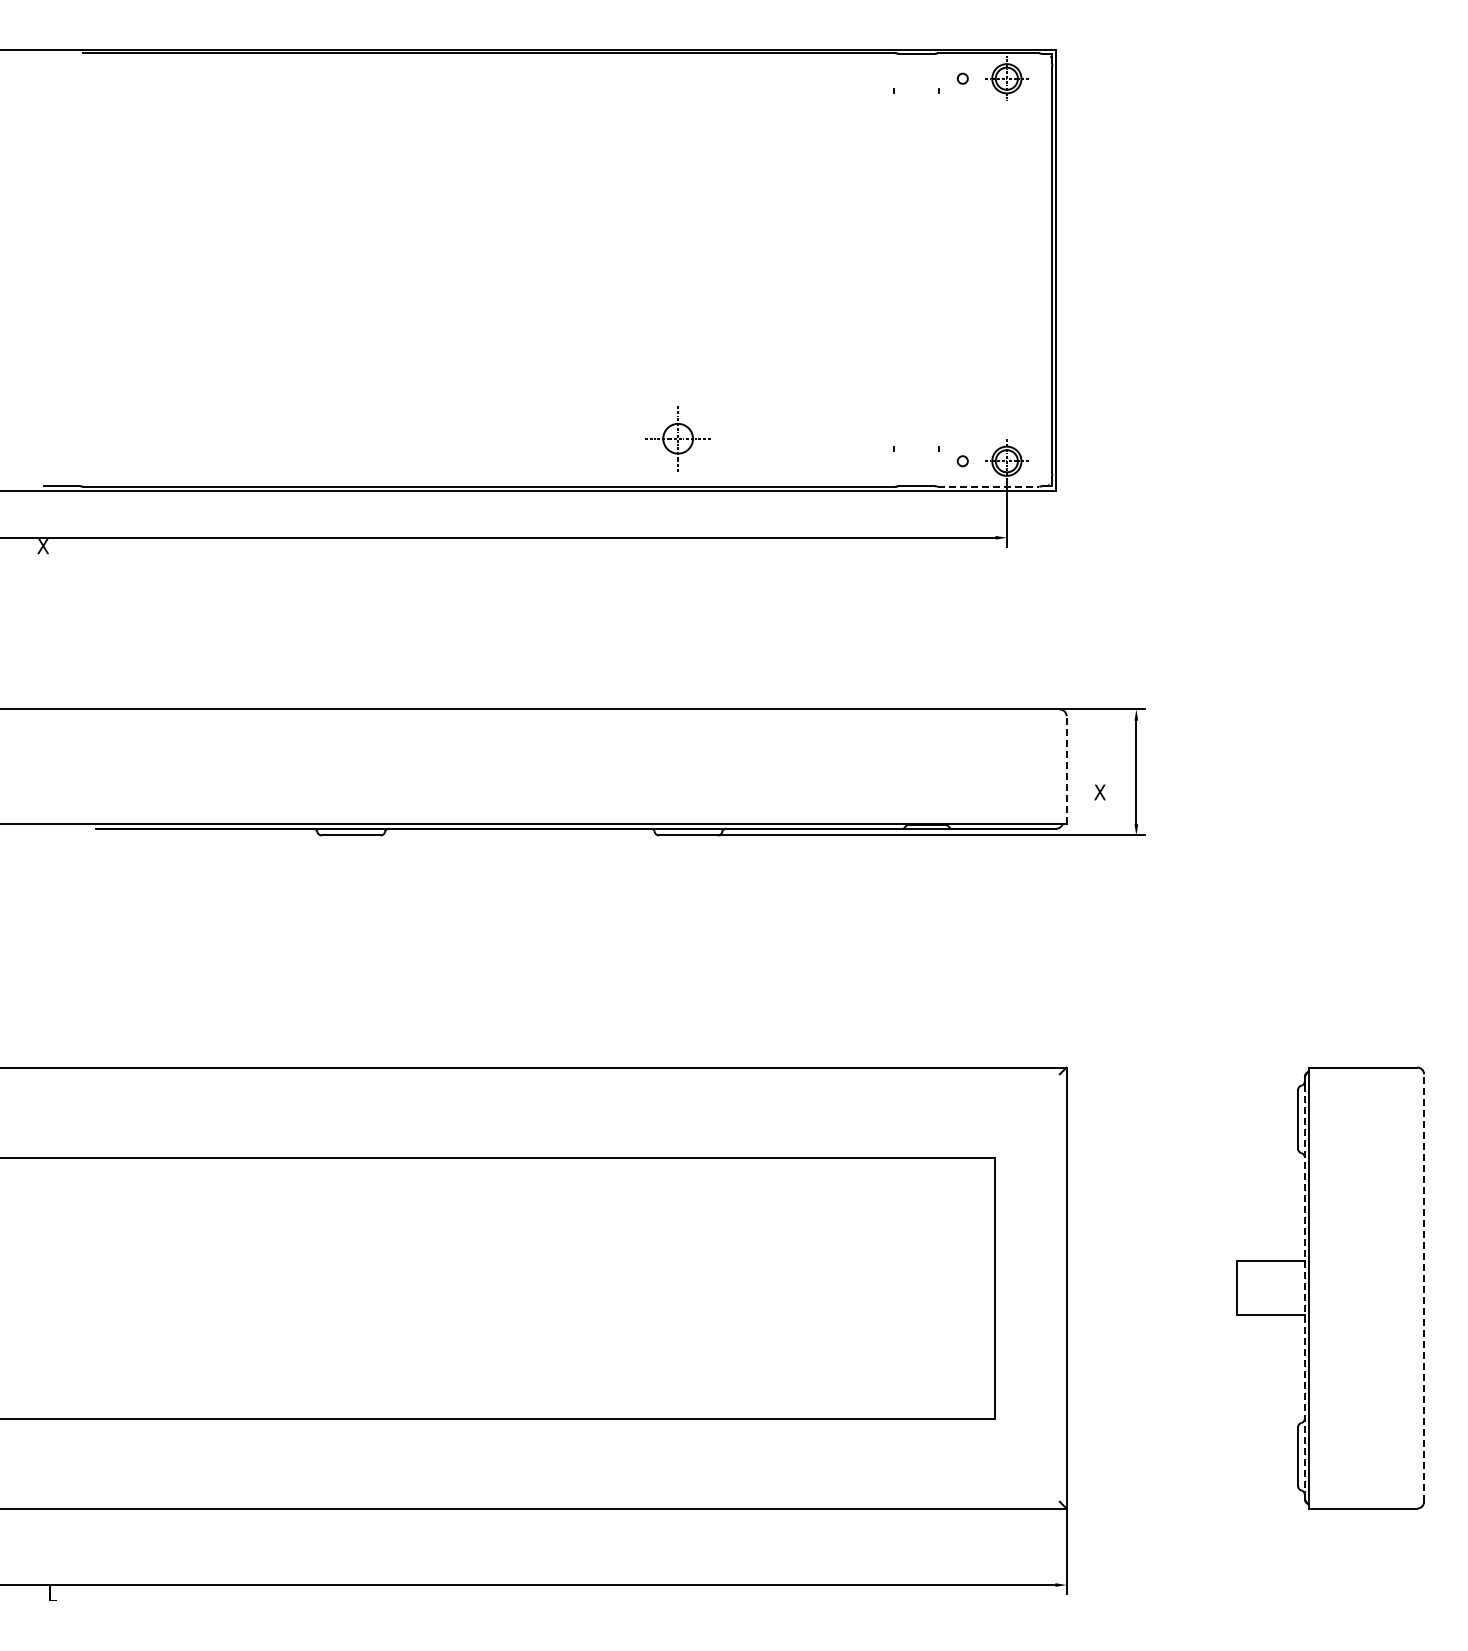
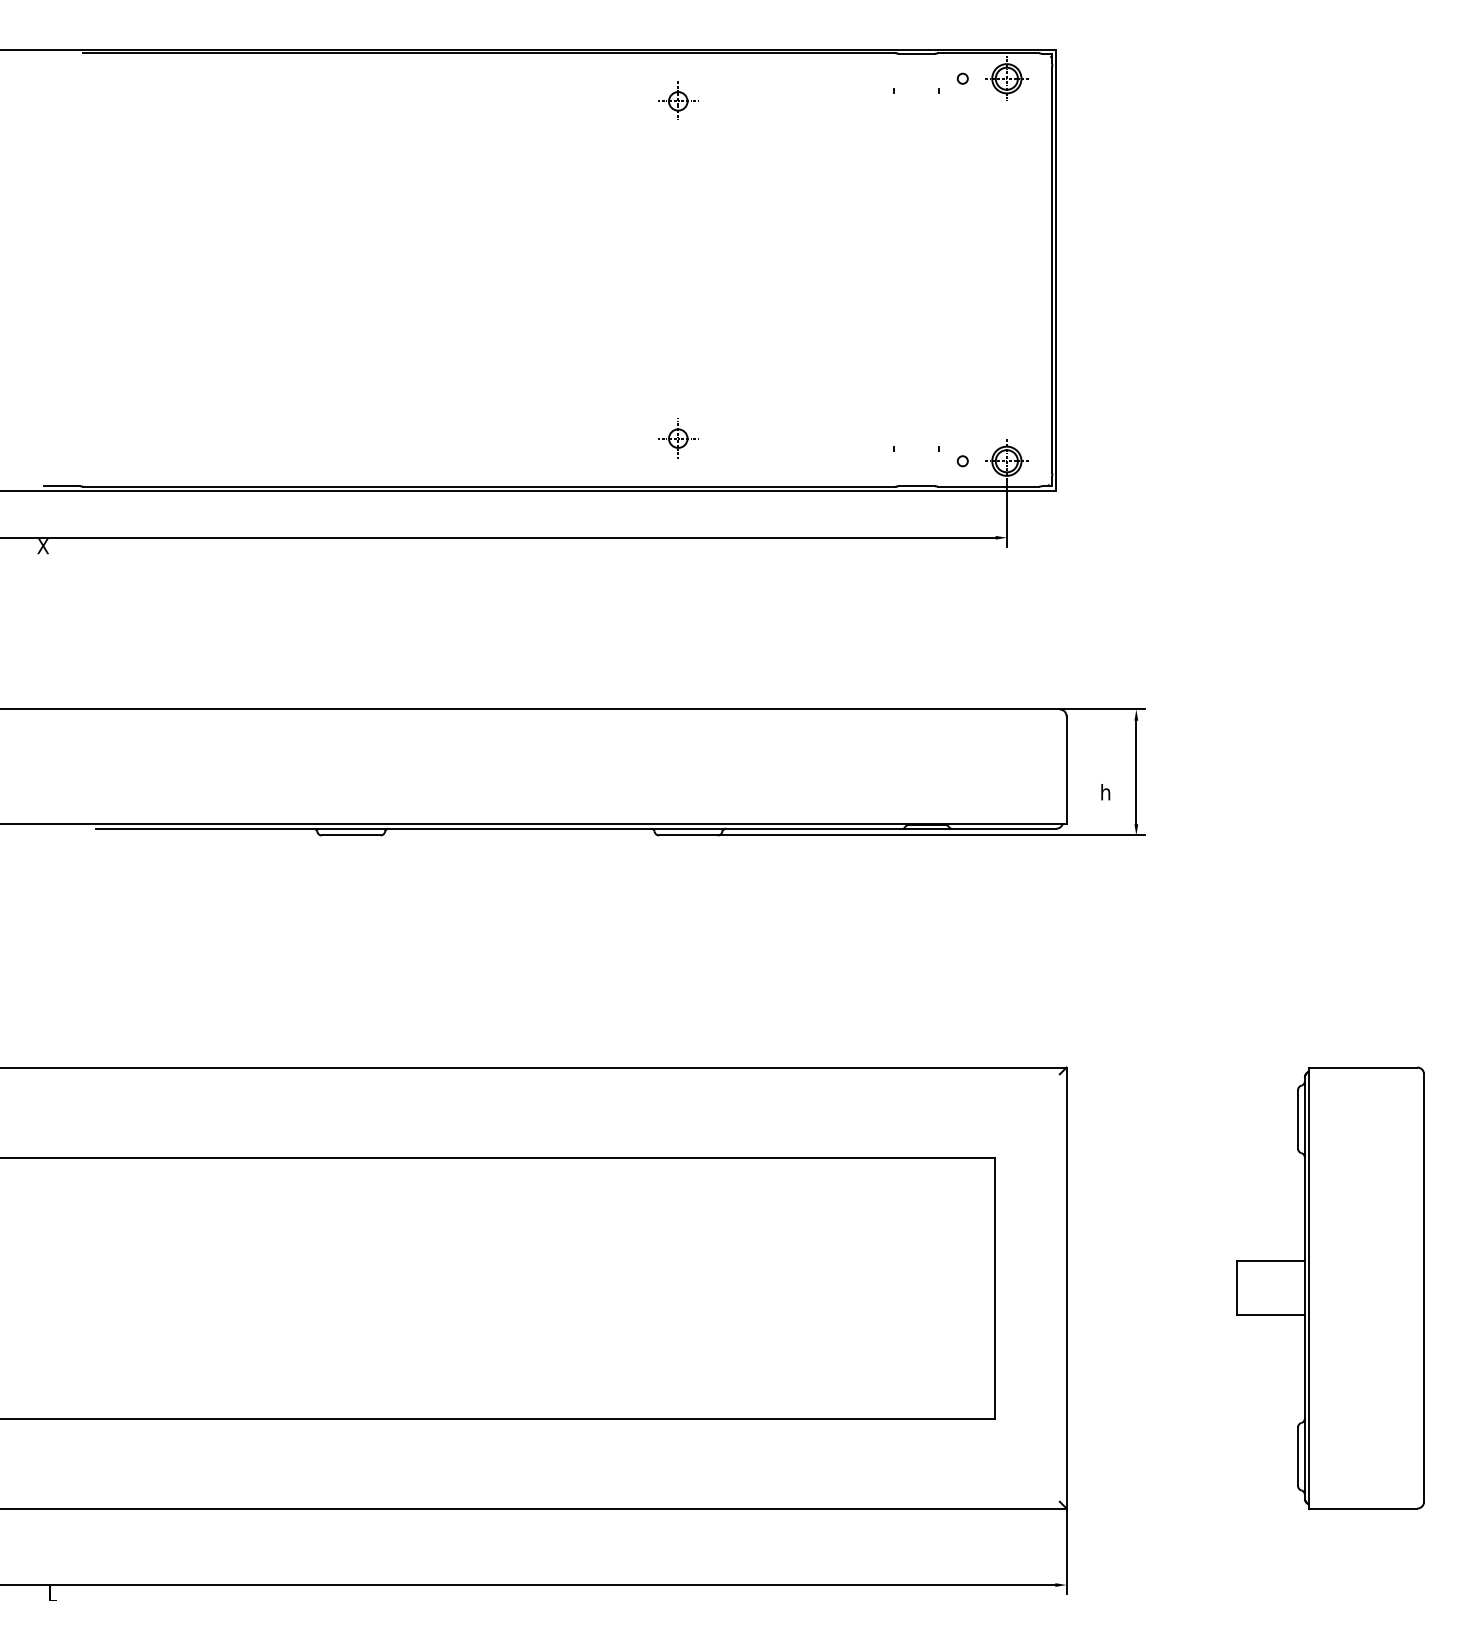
part: none -> present (678, 100)
part size: 66x66 px -> 41x41 px (678, 438)
line: dashed -> solid (988, 486)
line: dashed -> solid (1066, 770)
text: X -> h (1102, 792)
line: dashed -> solid (1304, 1288)
line: dashed -> solid (1424, 1288)
